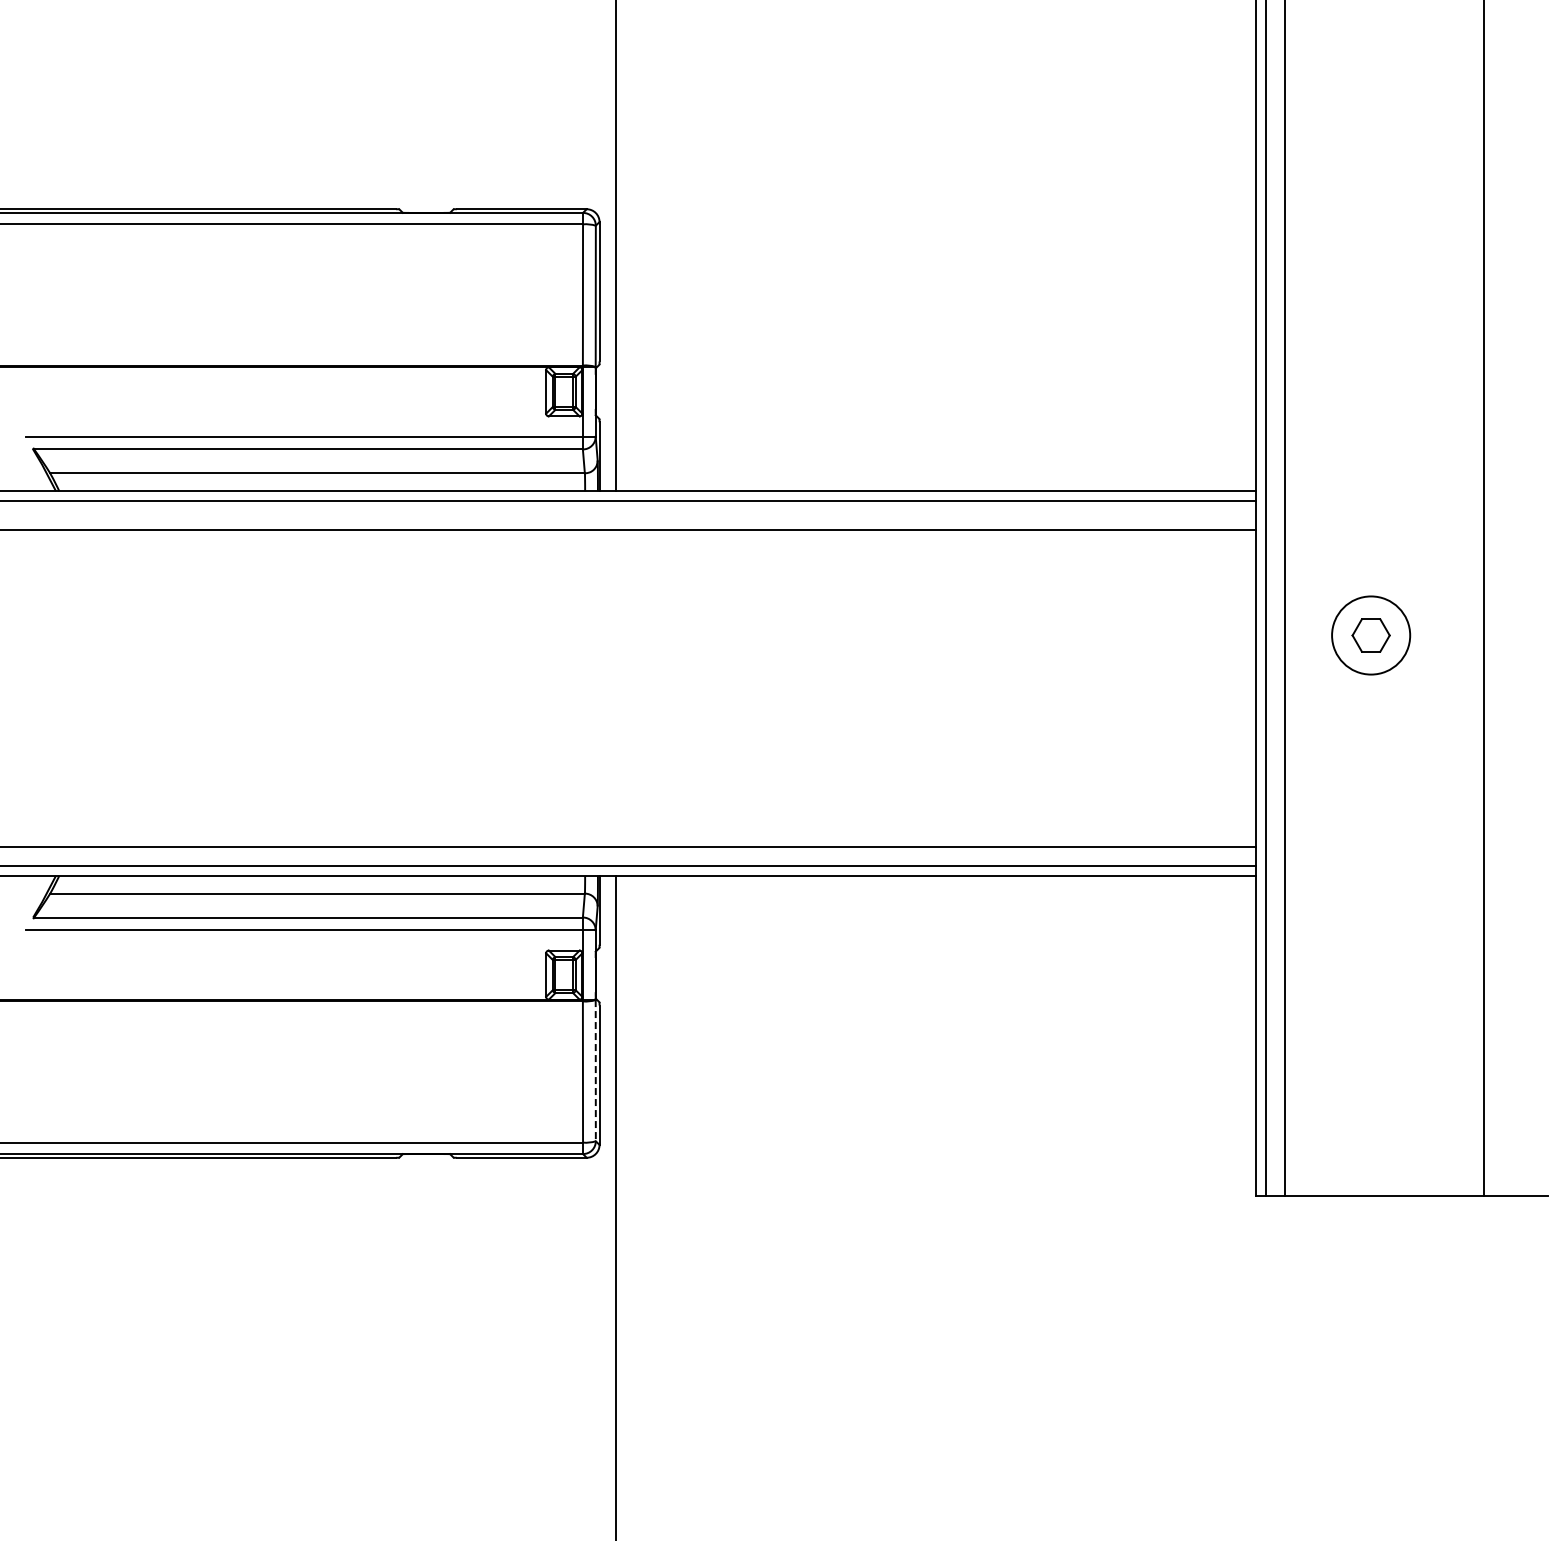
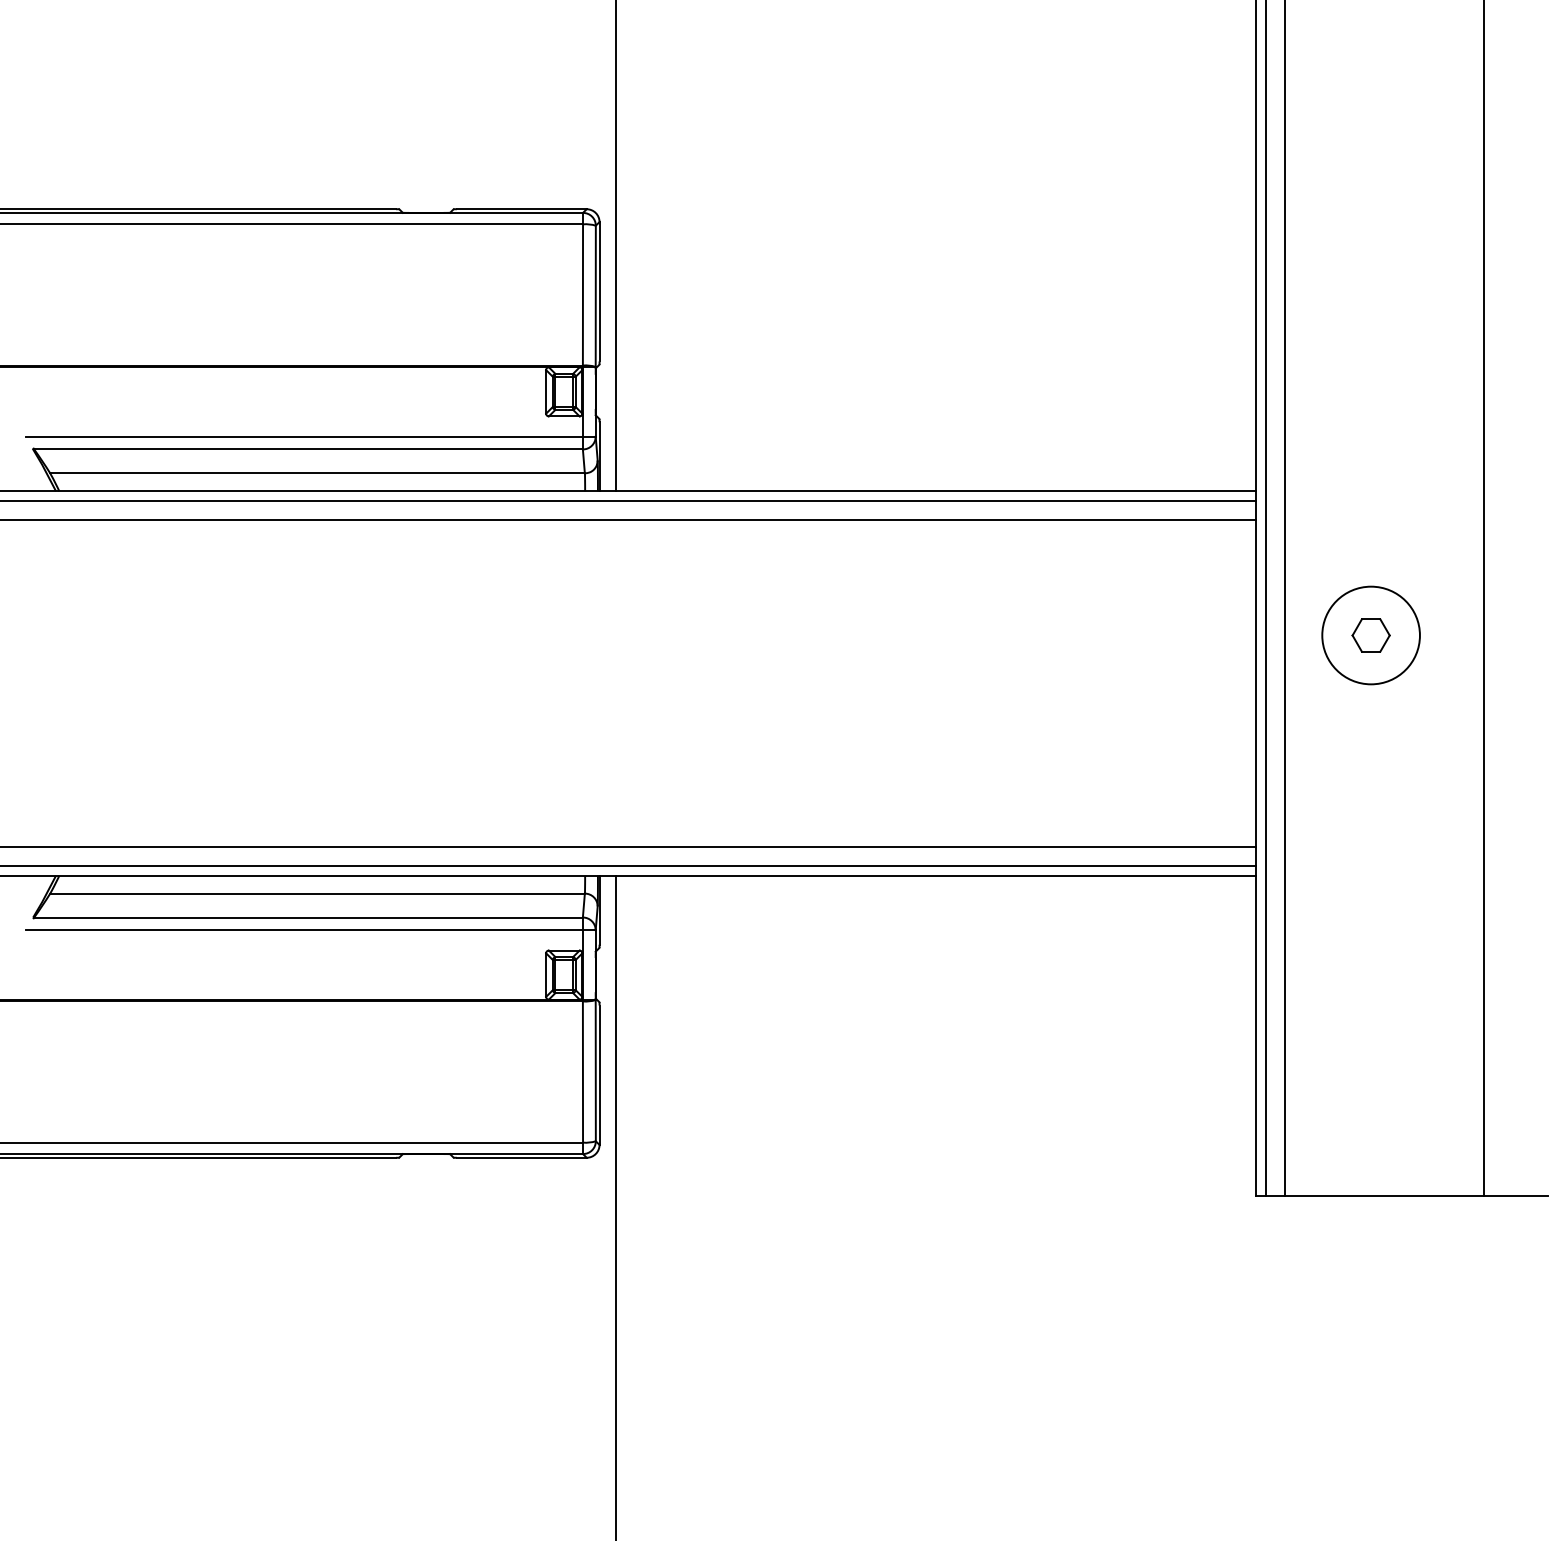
line position: (629, 529) -> (629, 519) (629, 519)
circle diameter: 78 px -> 98 px (1370, 635)
line: dashed -> solid (595, 1070)
